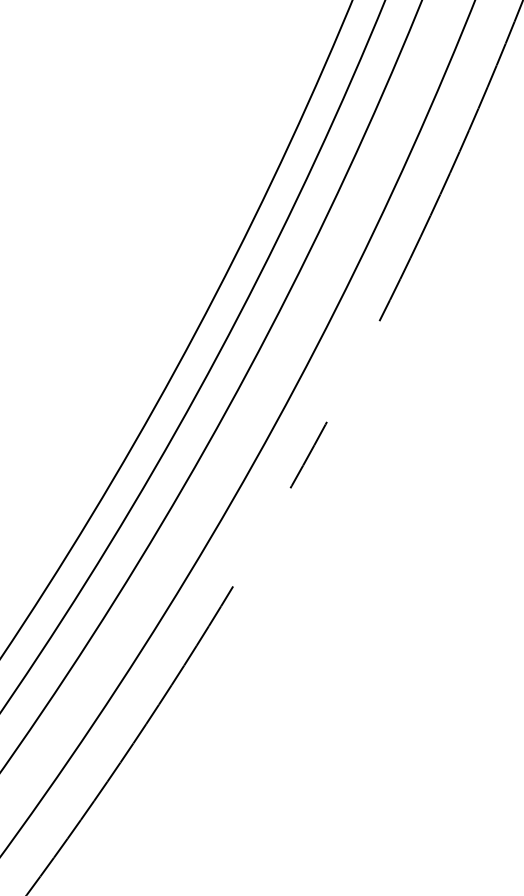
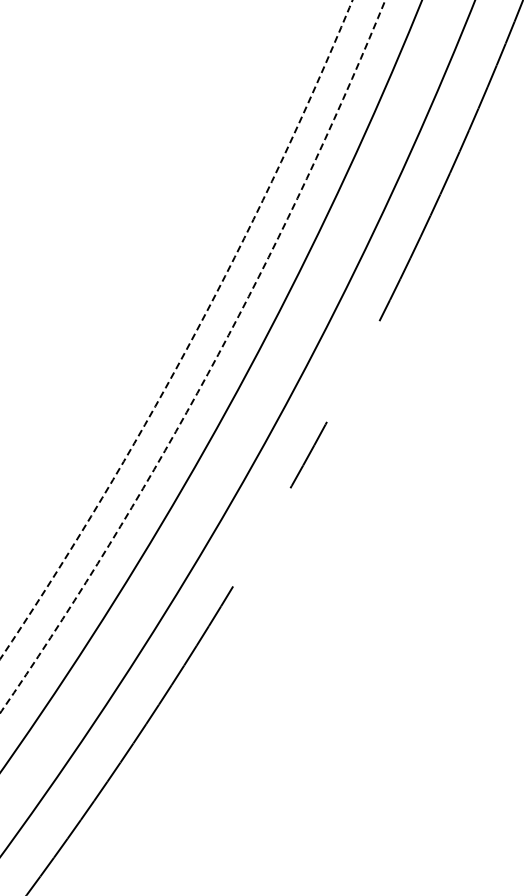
arc: solid -> dashed (193, 337)
arc: solid -> dashed (212, 366)
